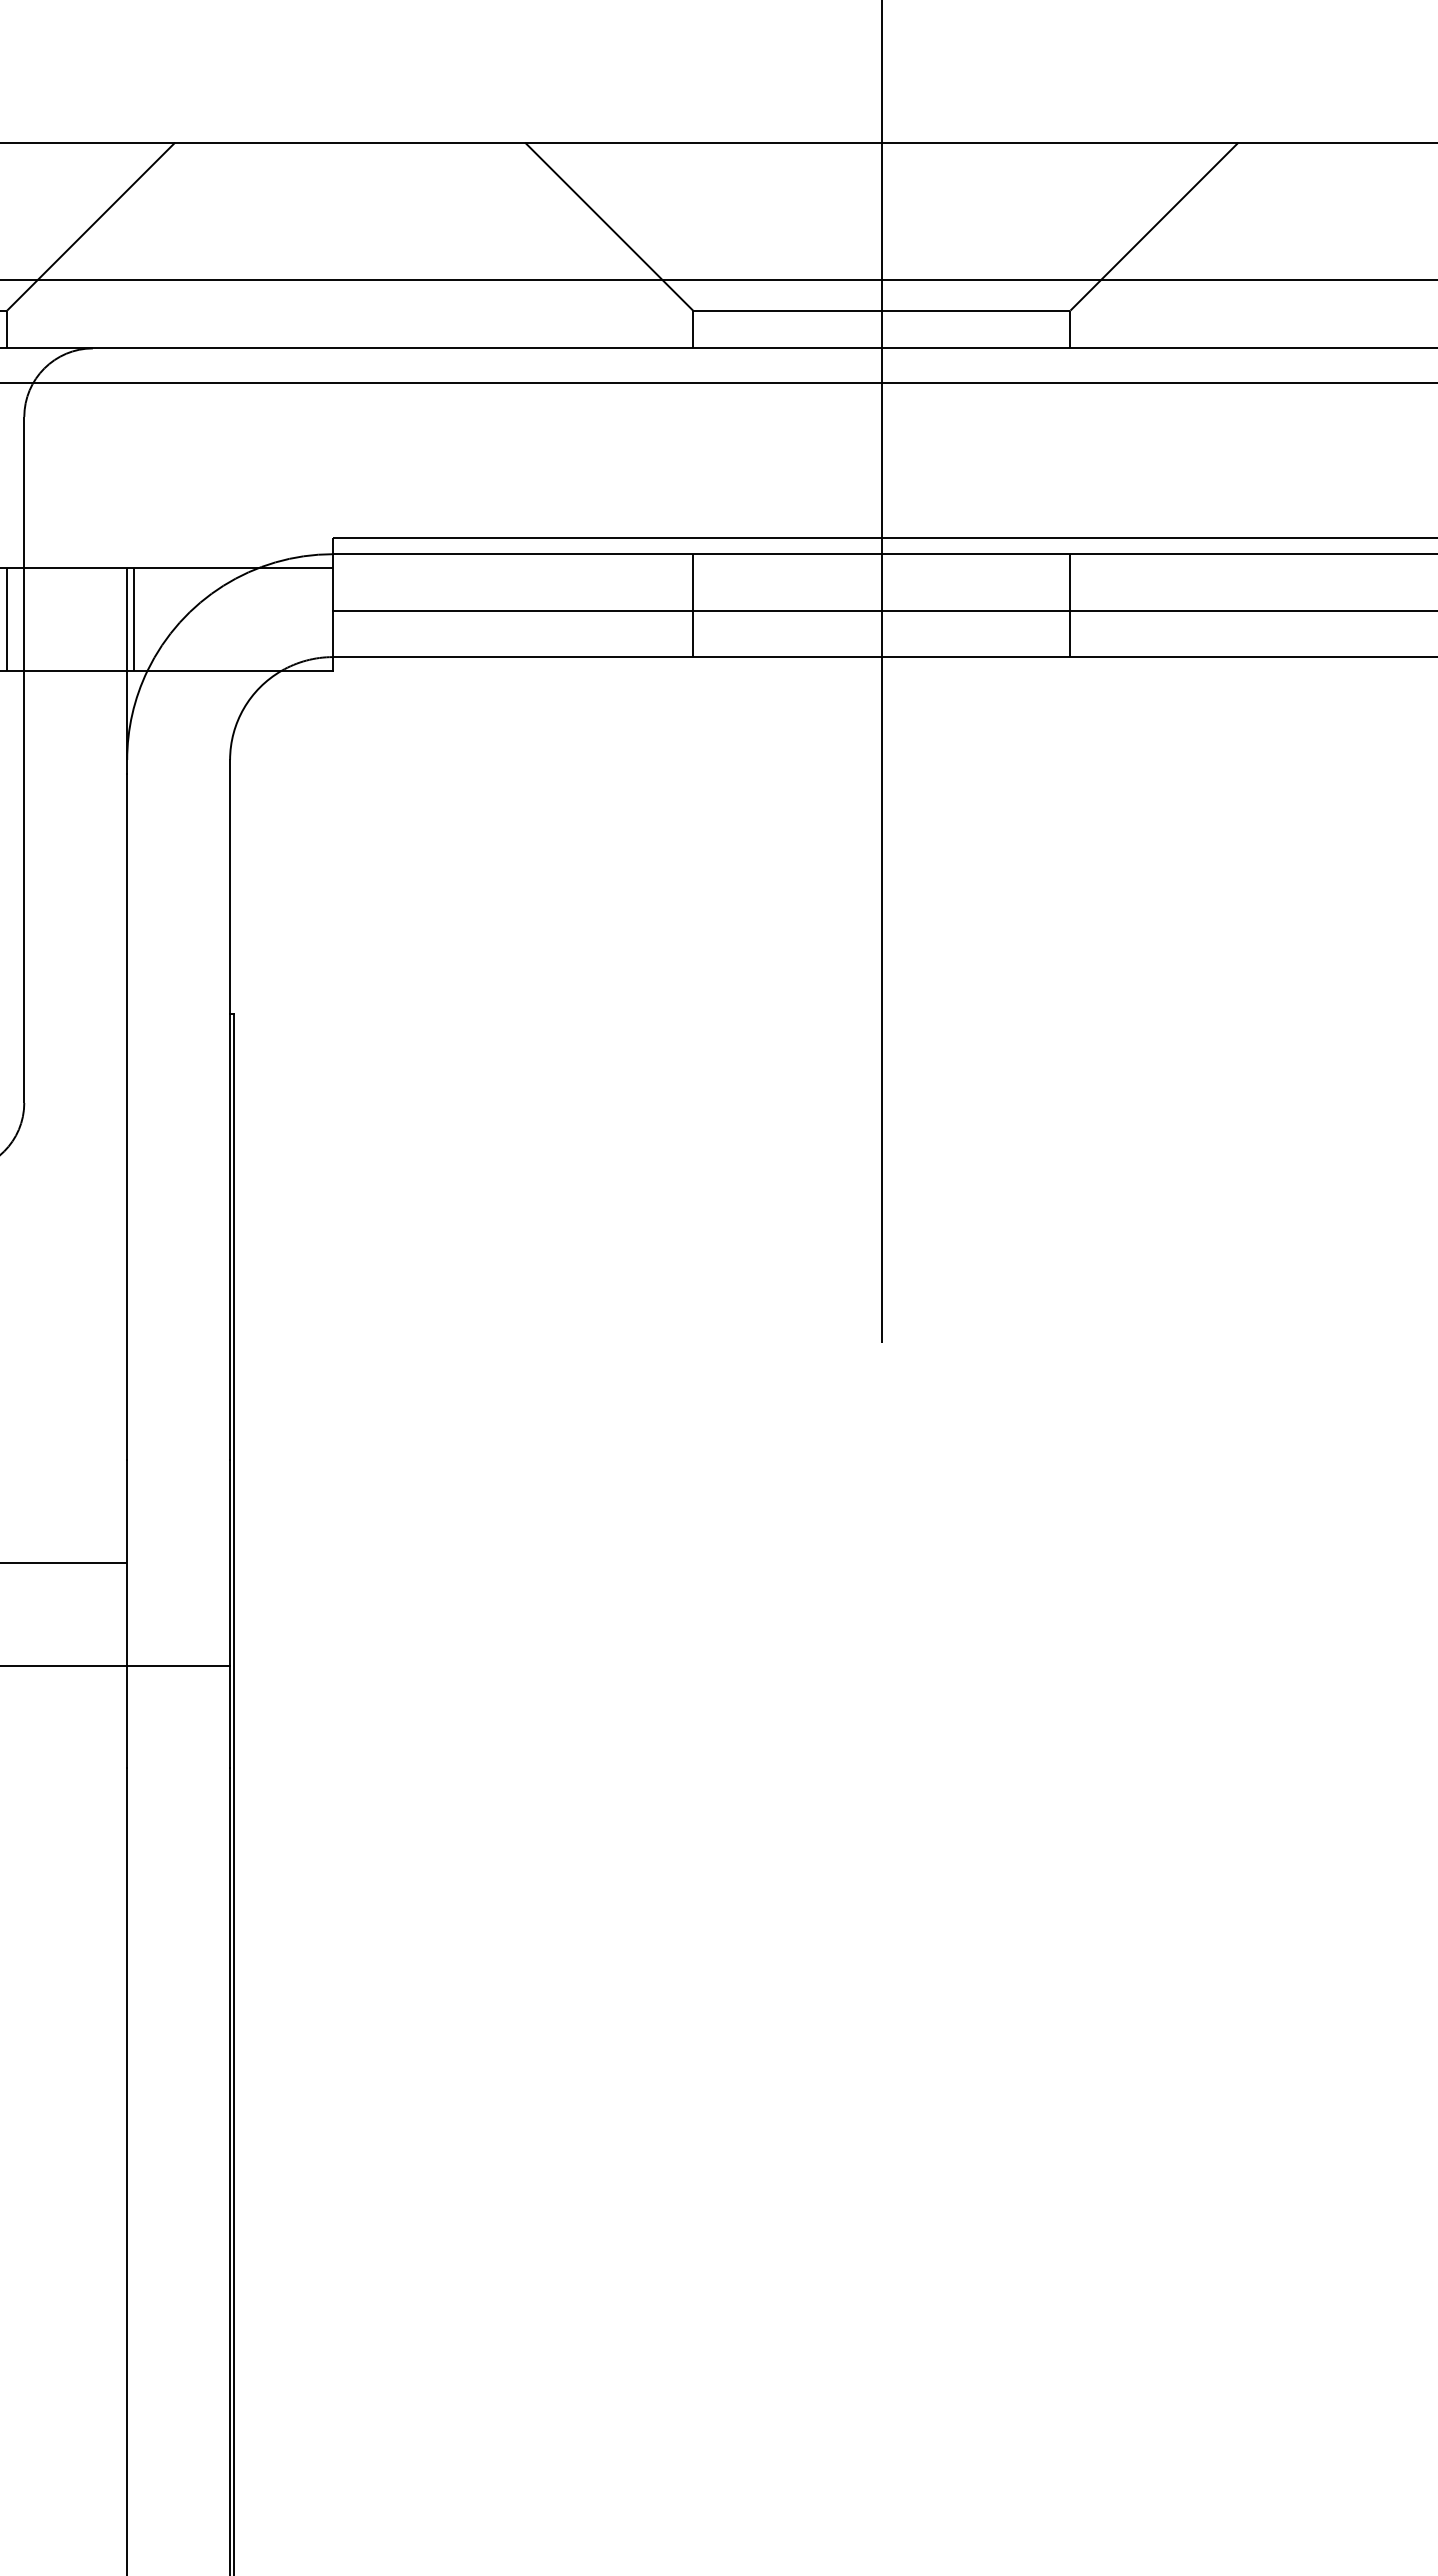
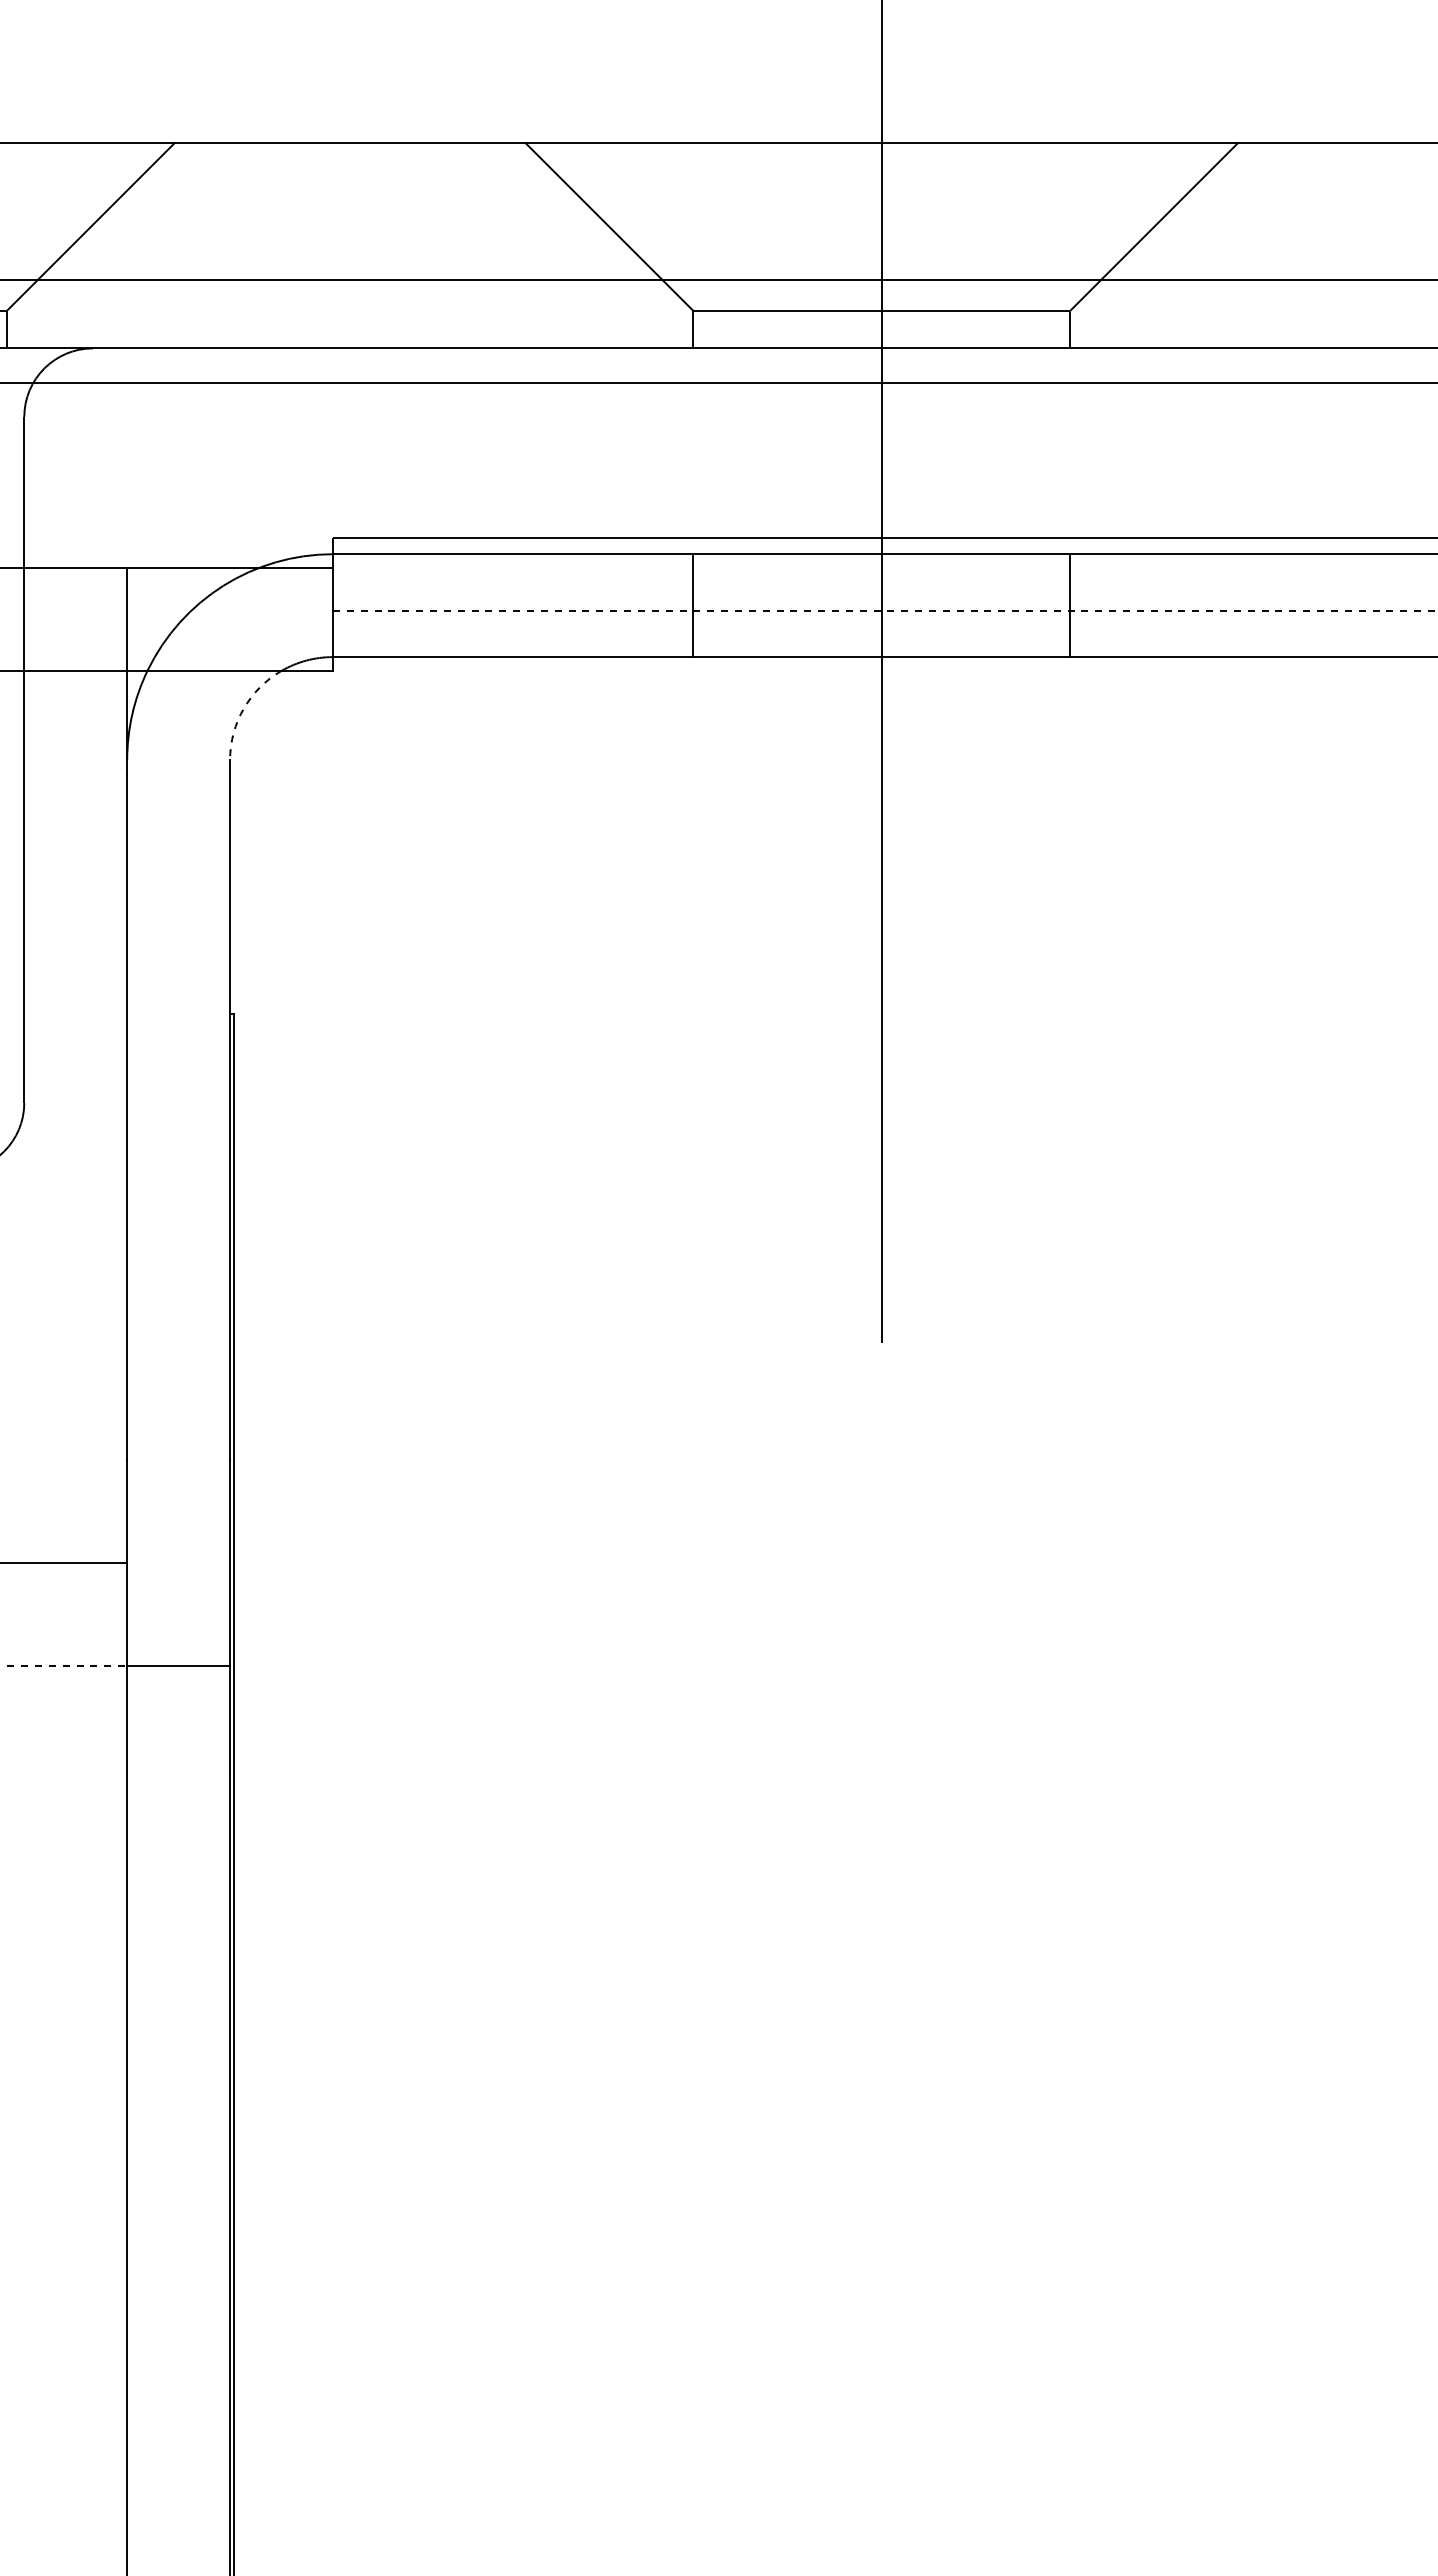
line: solid -> dashed (885, 610)
line: present -> none (7, 618)
line: present -> none (134, 618)
arc: solid -> dashed (243, 708)
line: solid -> dashed (64, 1665)
